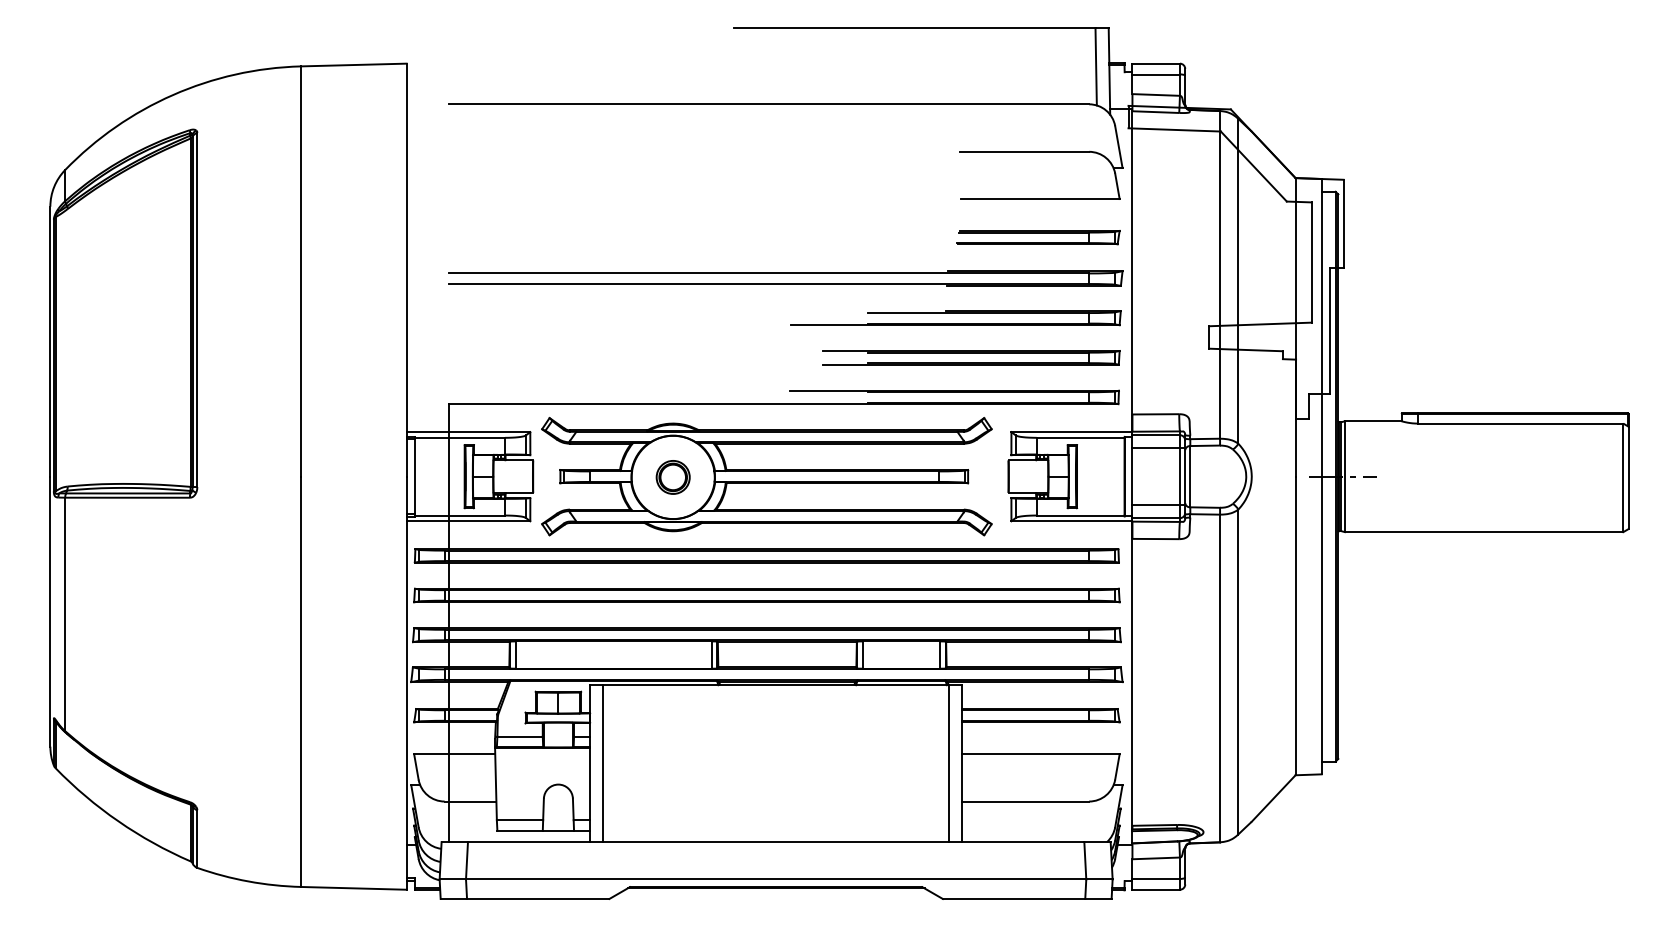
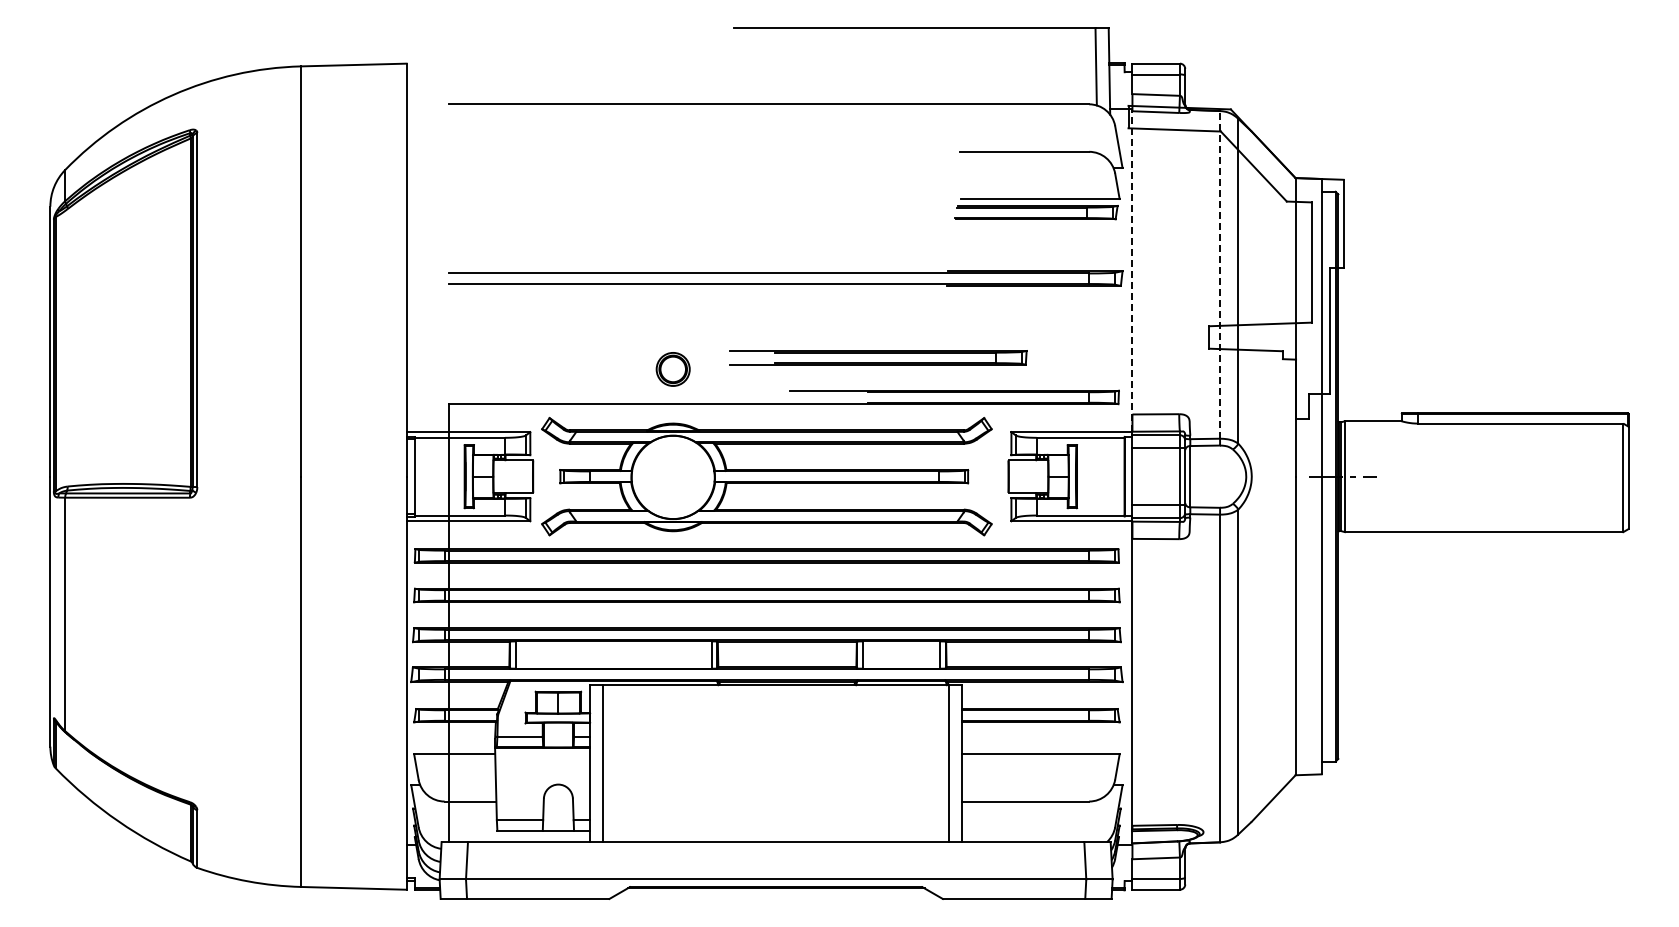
part position: (1038, 237) -> (1036, 212) (1036, 212)
line: solid -> dashed (1132, 270)
line: solid -> dashed (1220, 274)
part: present -> none (955, 318)
part position: (971, 357) -> (878, 357) (878, 357)
part position: (672, 477) -> (672, 369) (672, 369)
